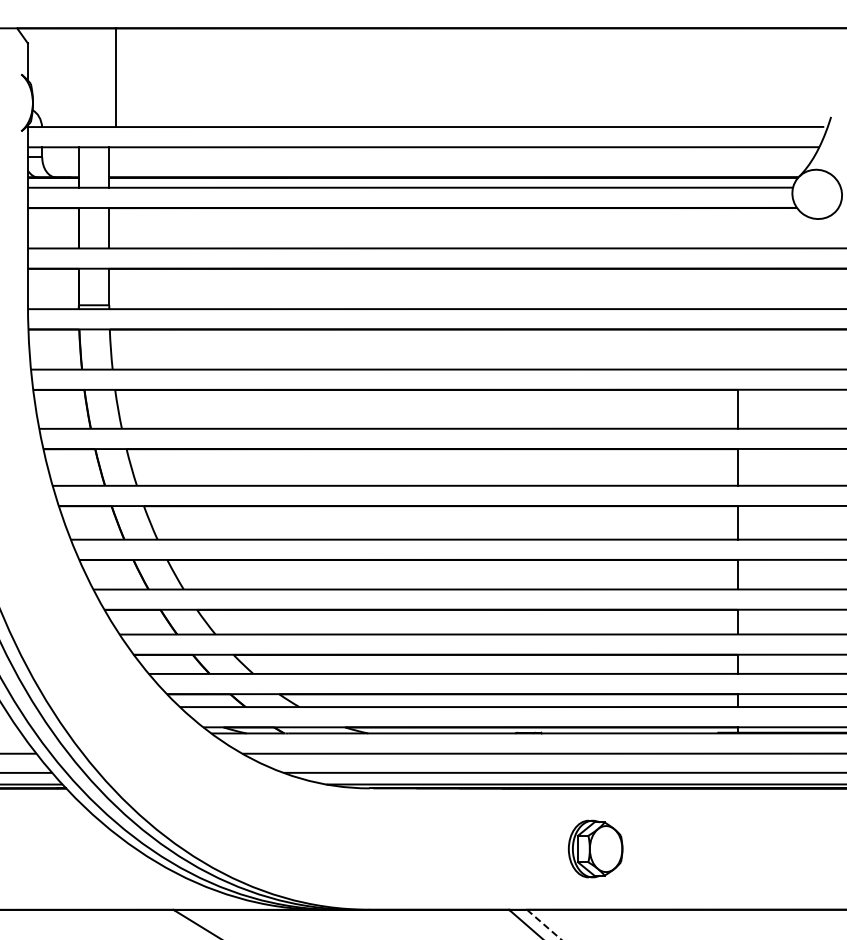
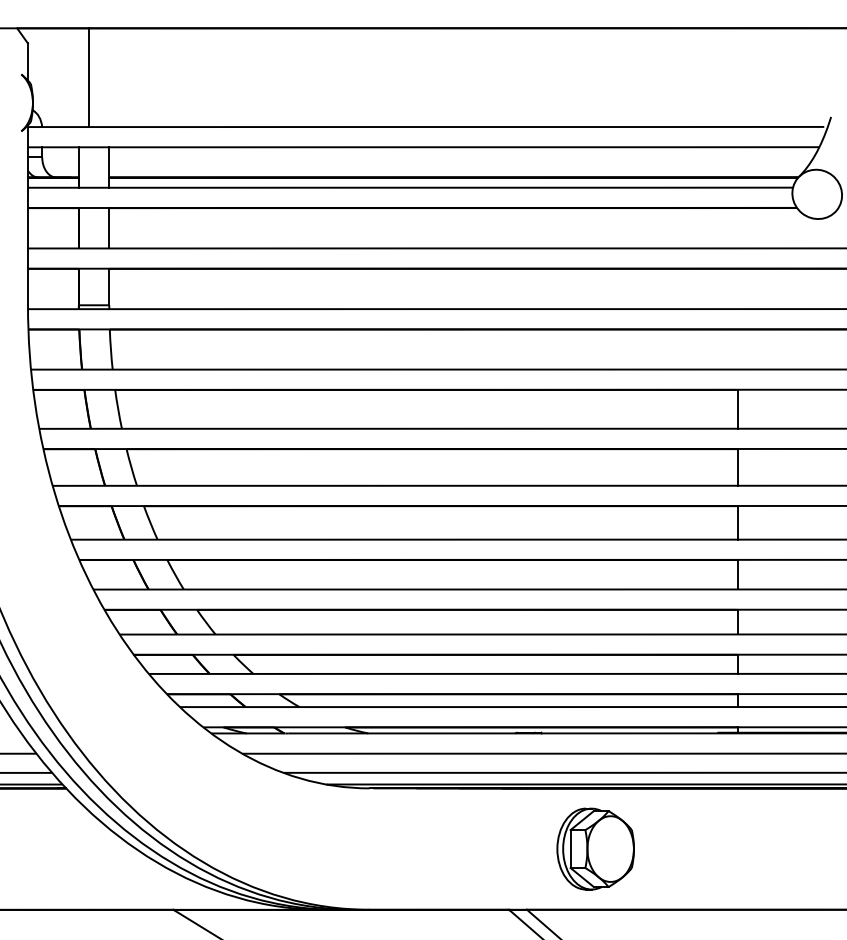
line position: (115, 77) -> (88, 77) (88, 77)
part size: 57x60 px -> 79x84 px (595, 848)
line: dashed -> solid (544, 924)
